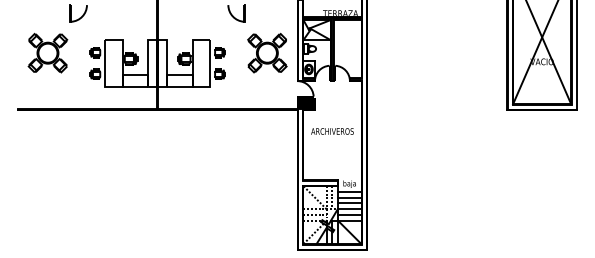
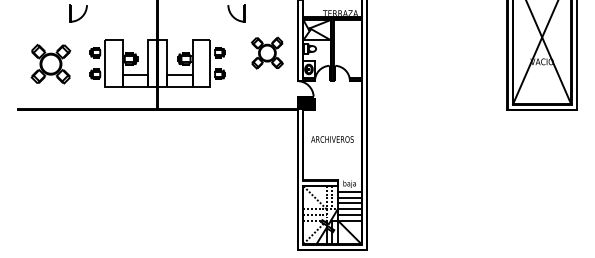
part position: (47, 52) -> (50, 63) (50, 63)
part size: 41x42 px -> 33x34 px (267, 52)
text position: (332, 131) -> (332, 139) (332, 139)
